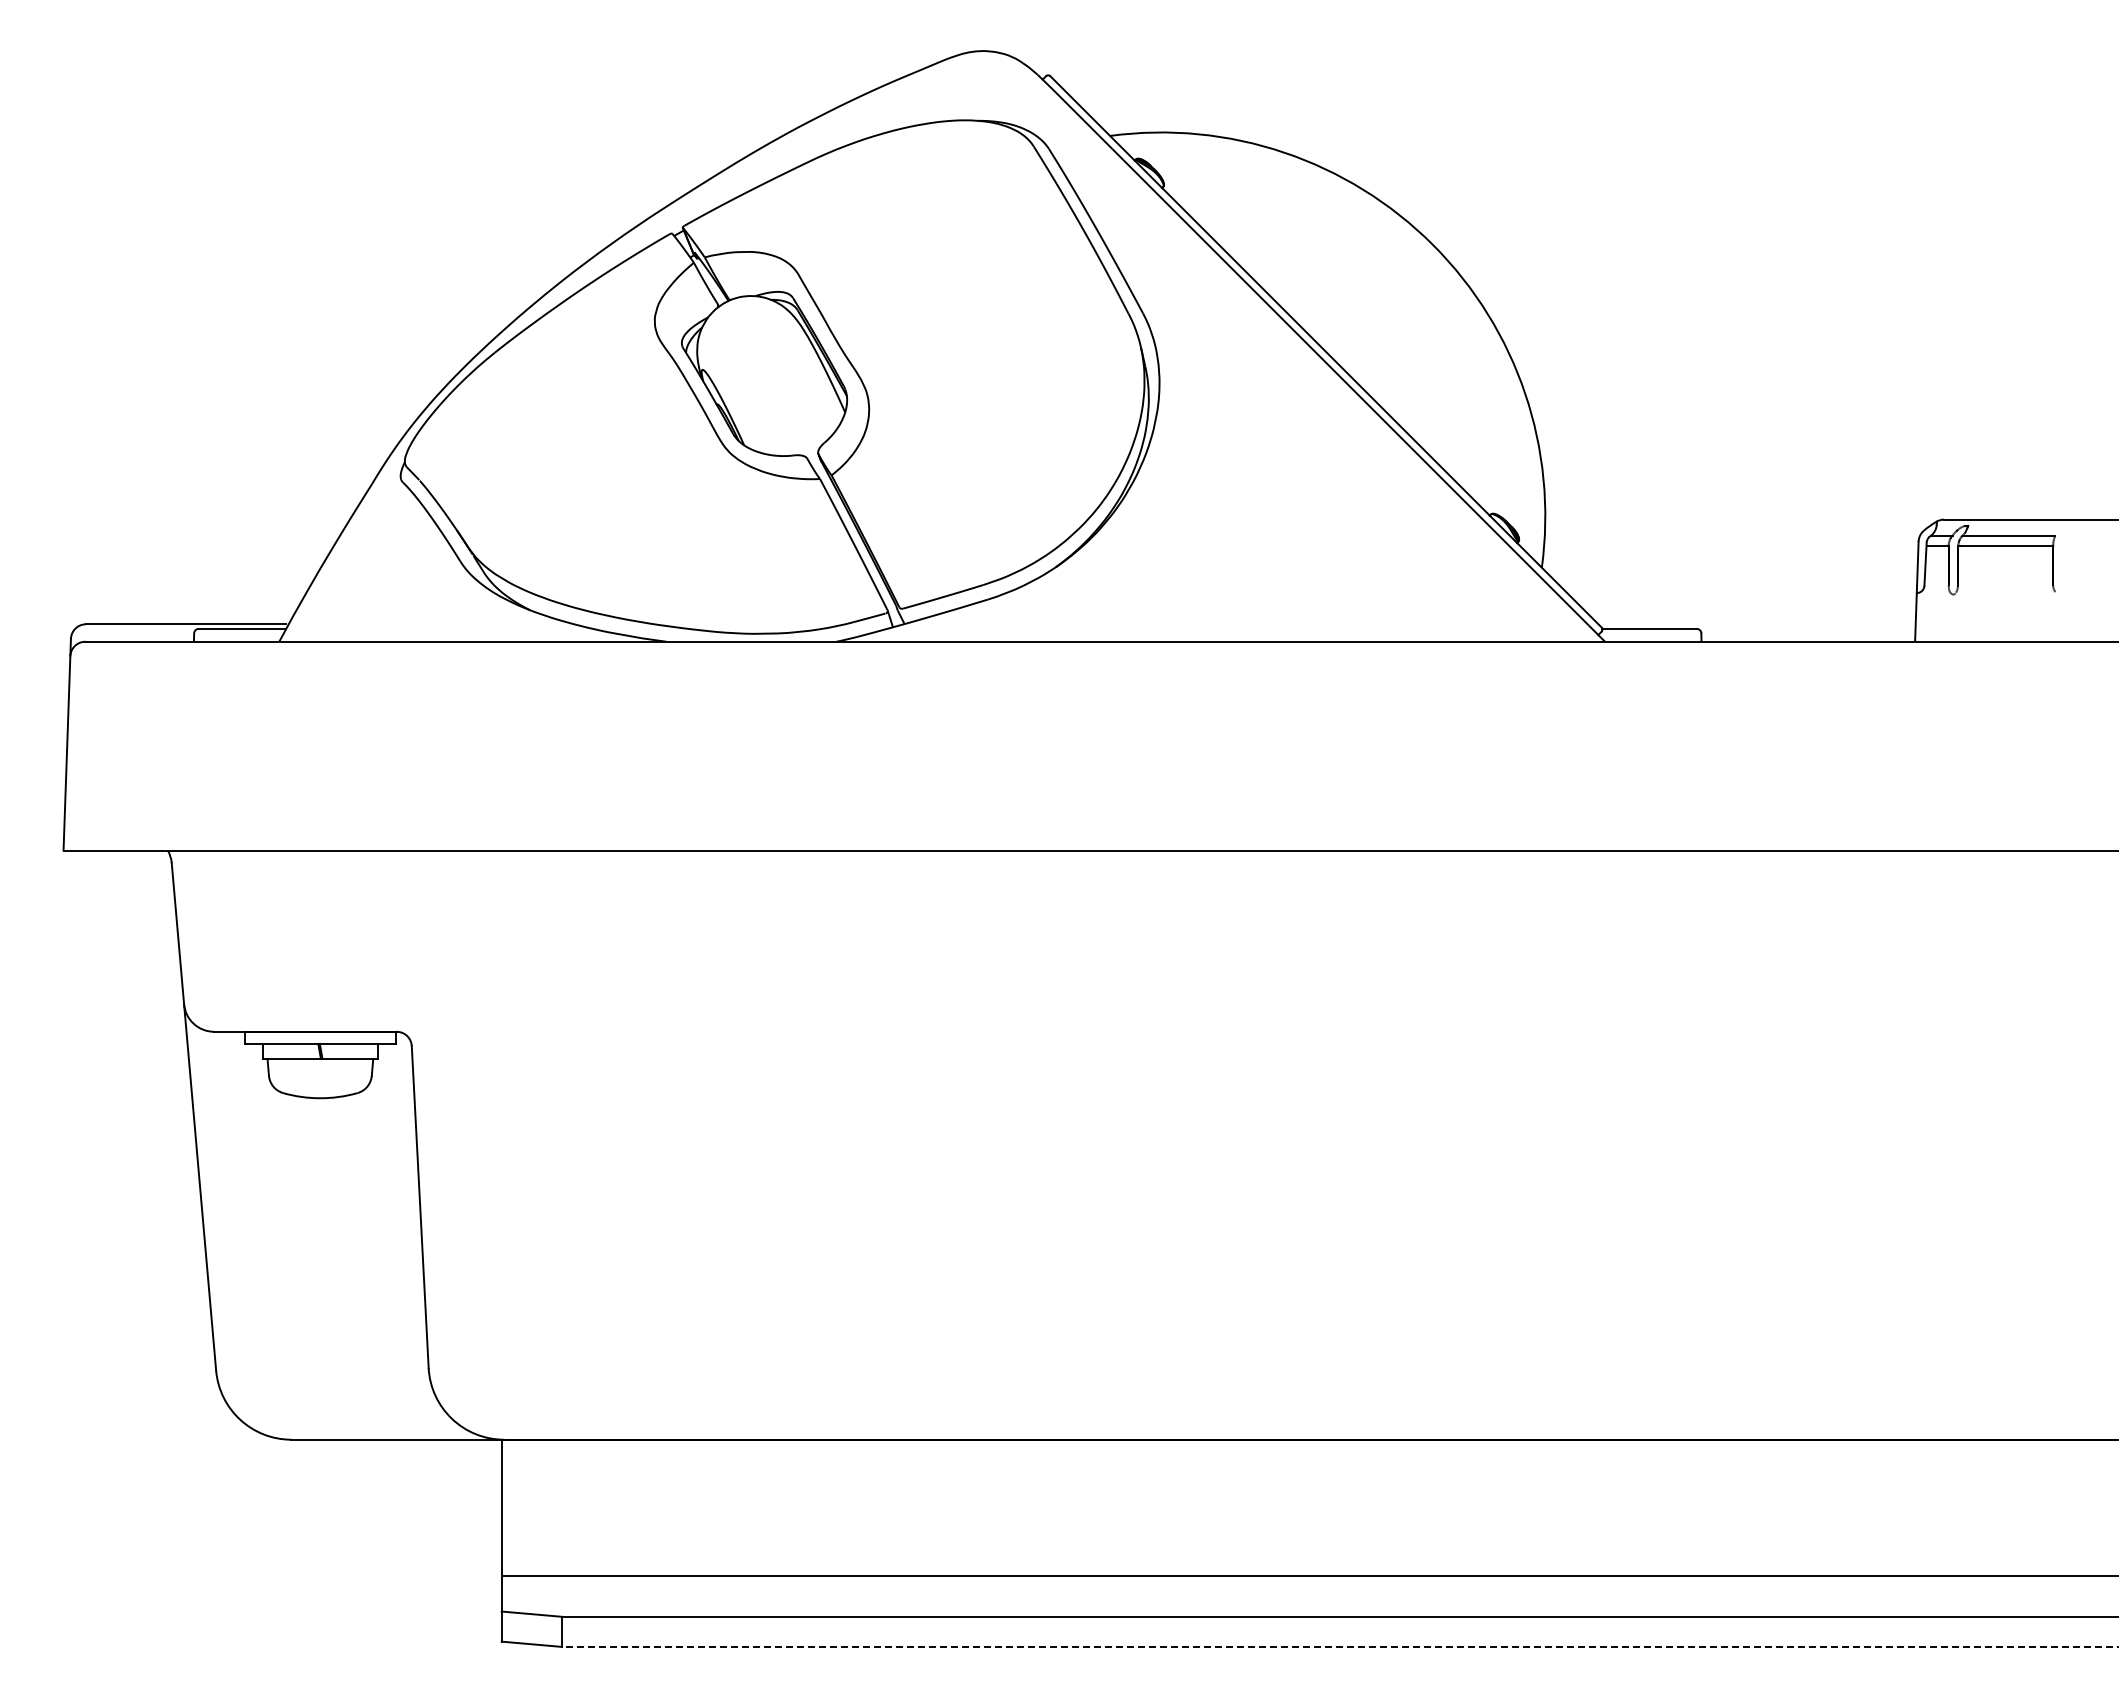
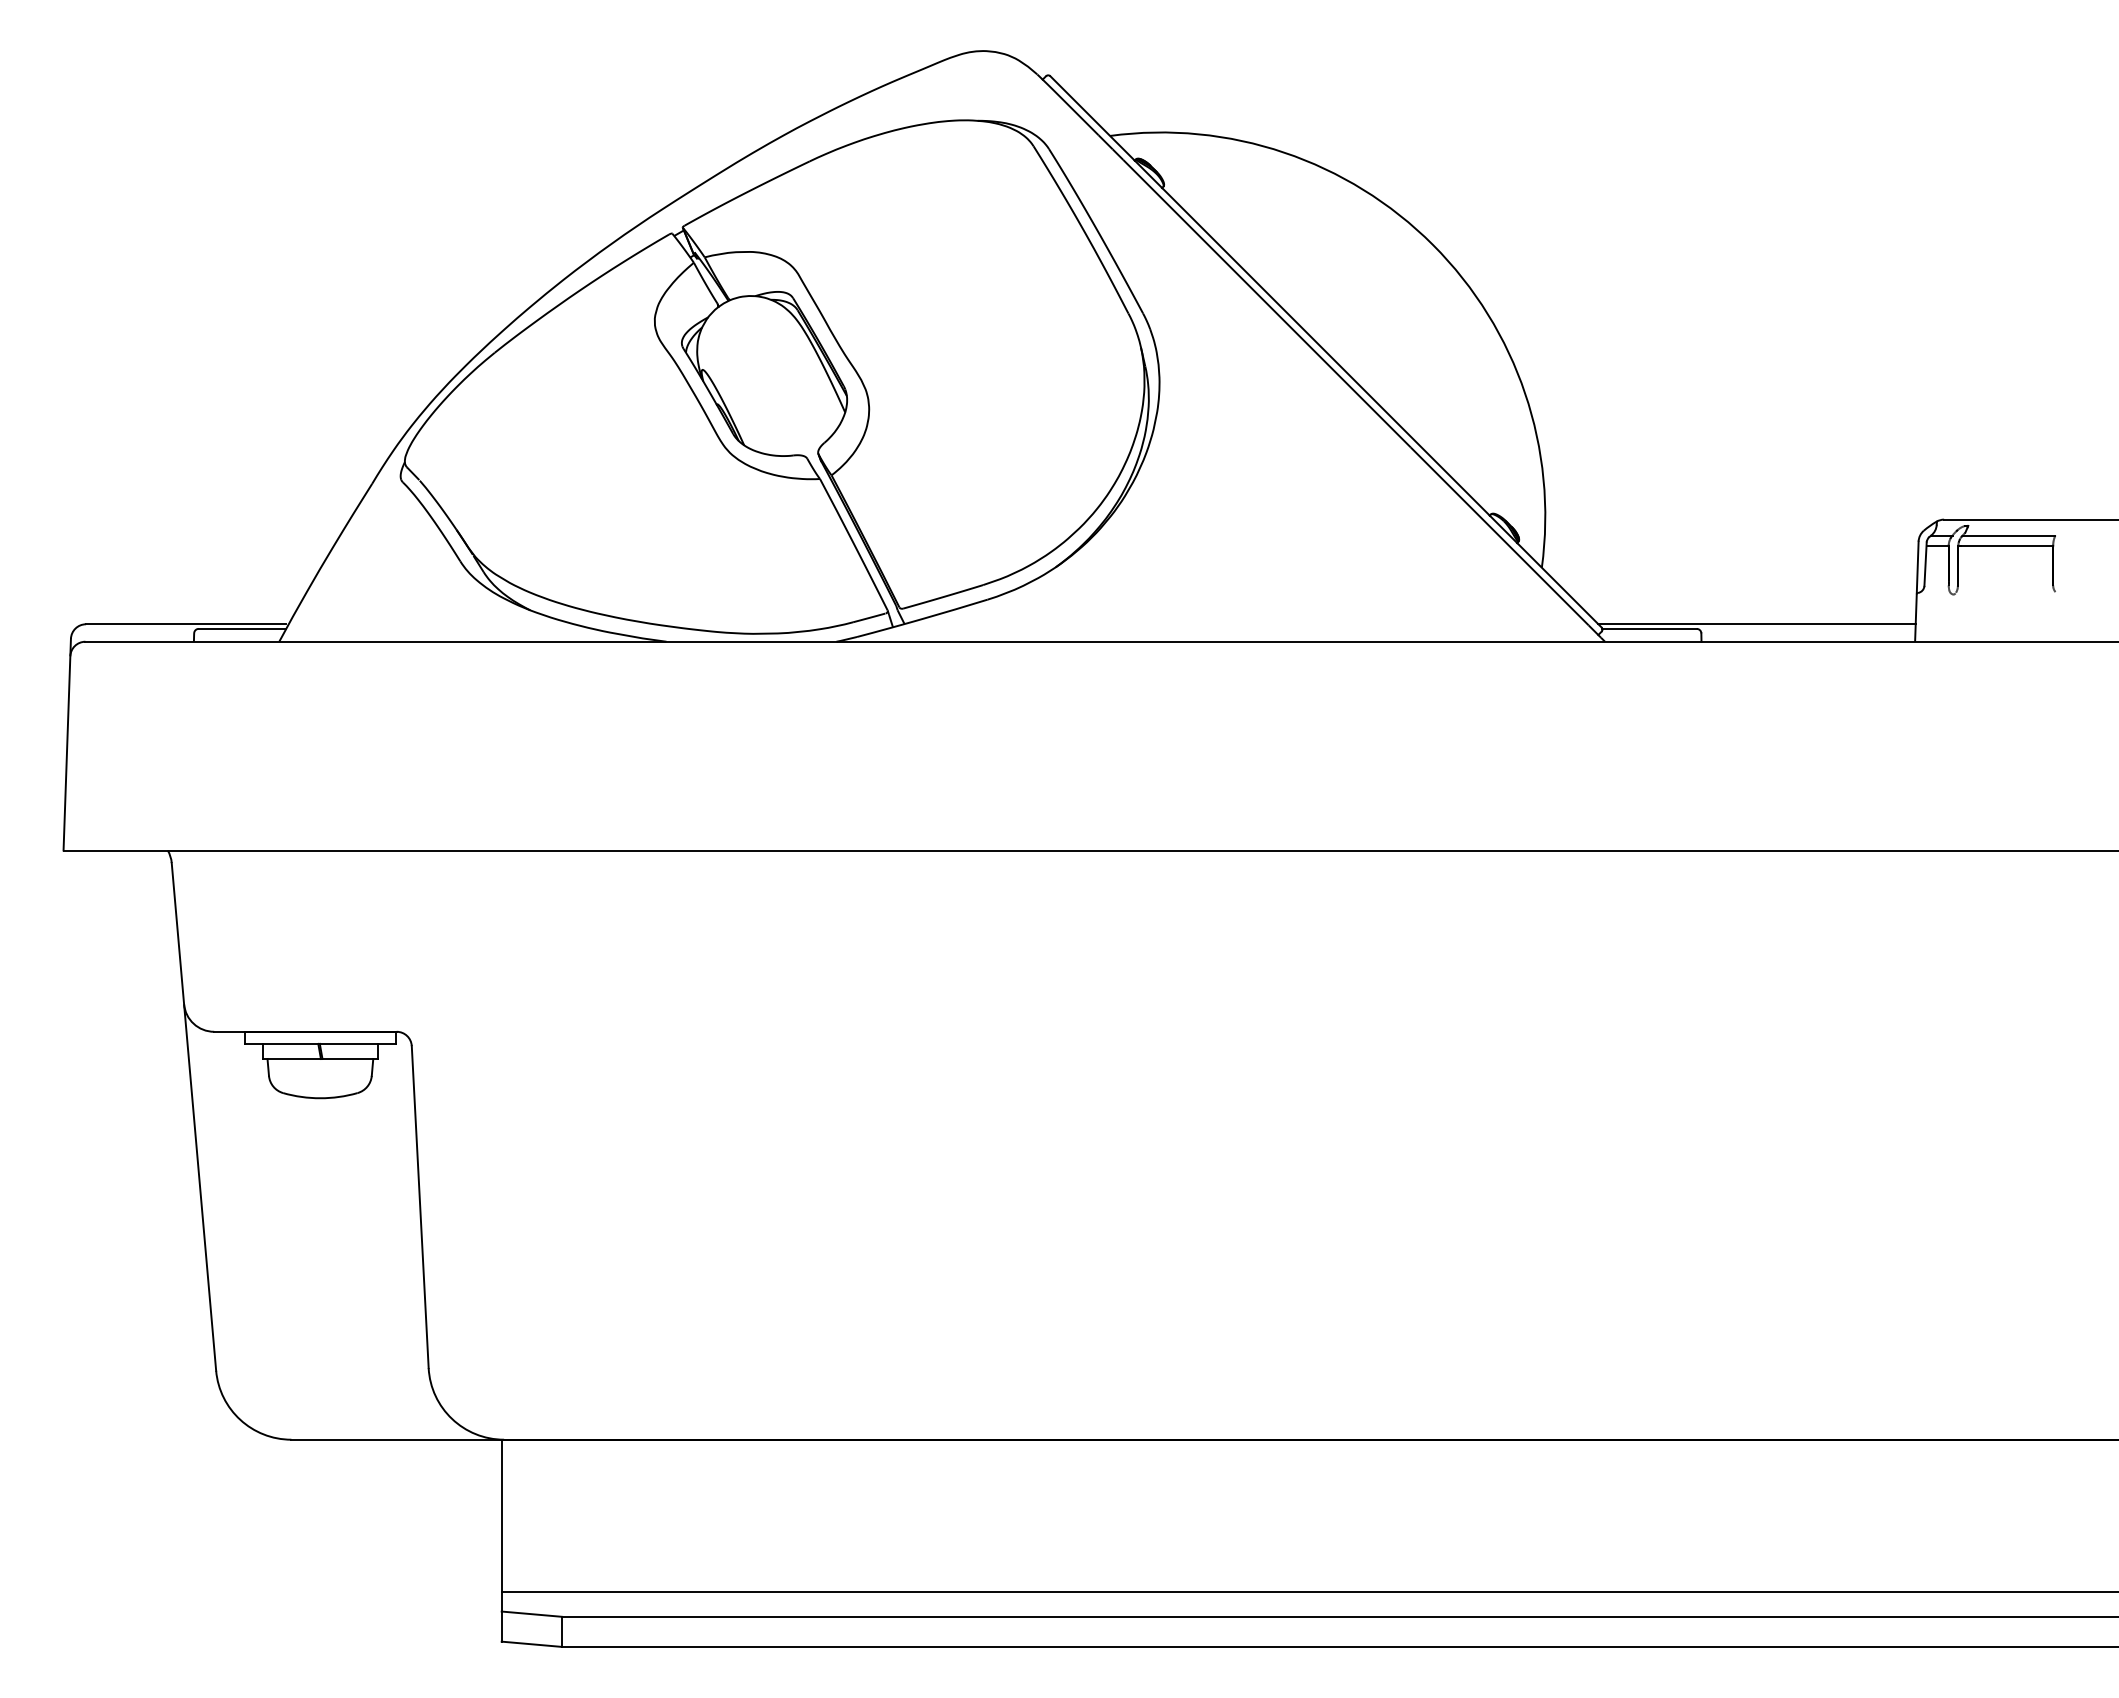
line: none -> present (1756, 624)
line position: (1308, 1576) -> (1308, 1592) (1308, 1592)
line: dashed -> solid (1340, 1646)
